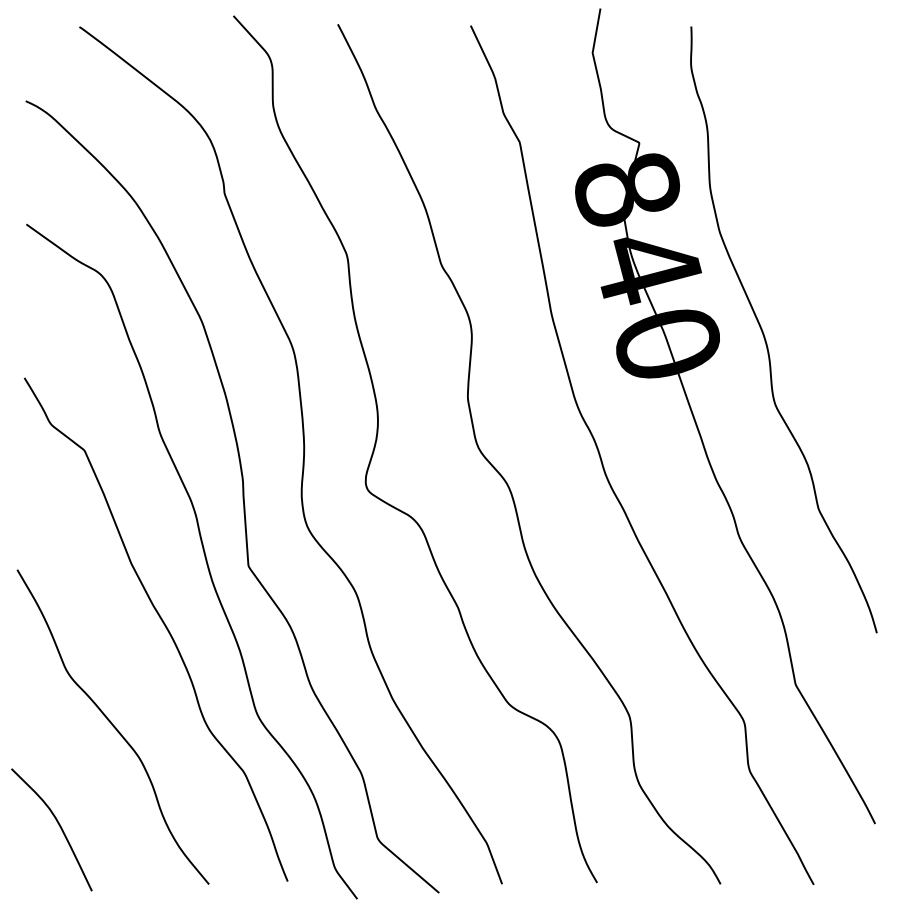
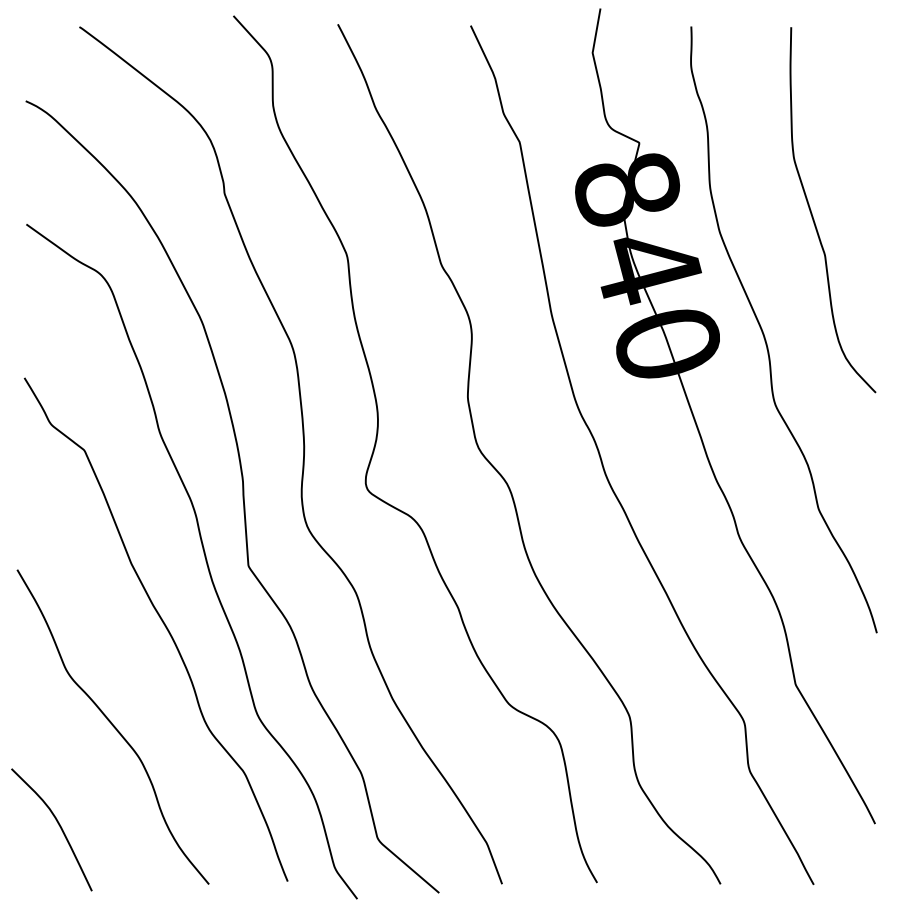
curve: none -> present (813, 216)
